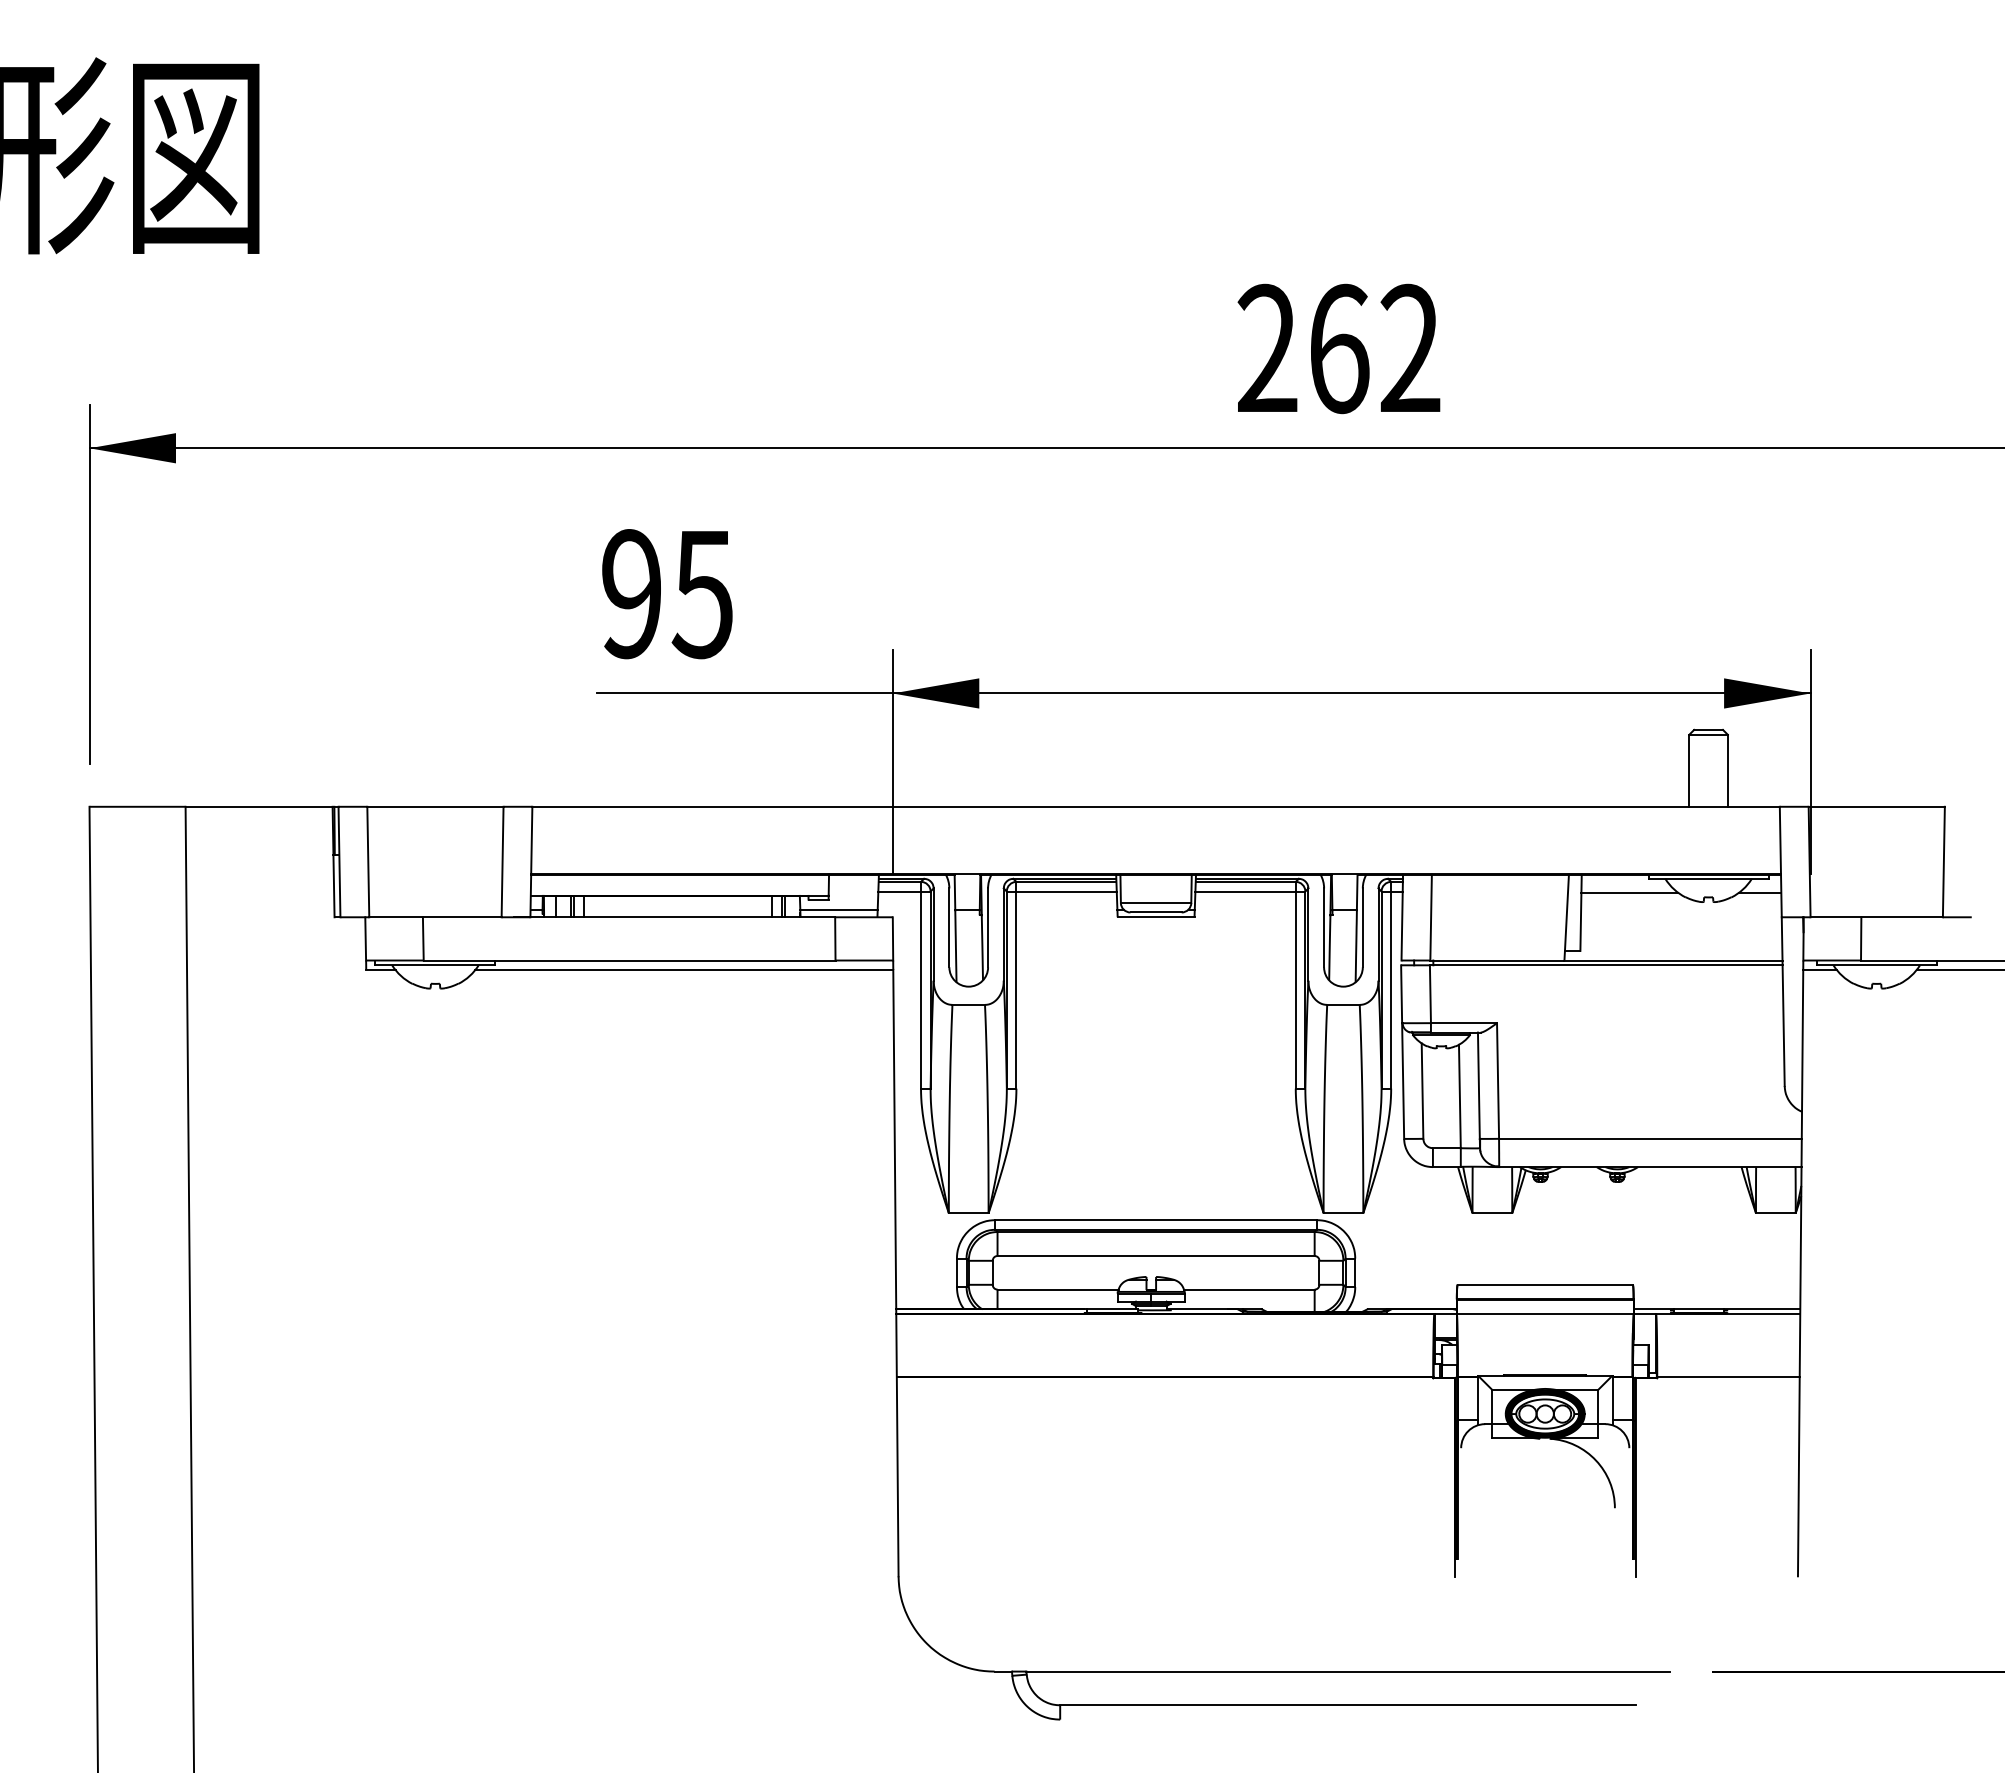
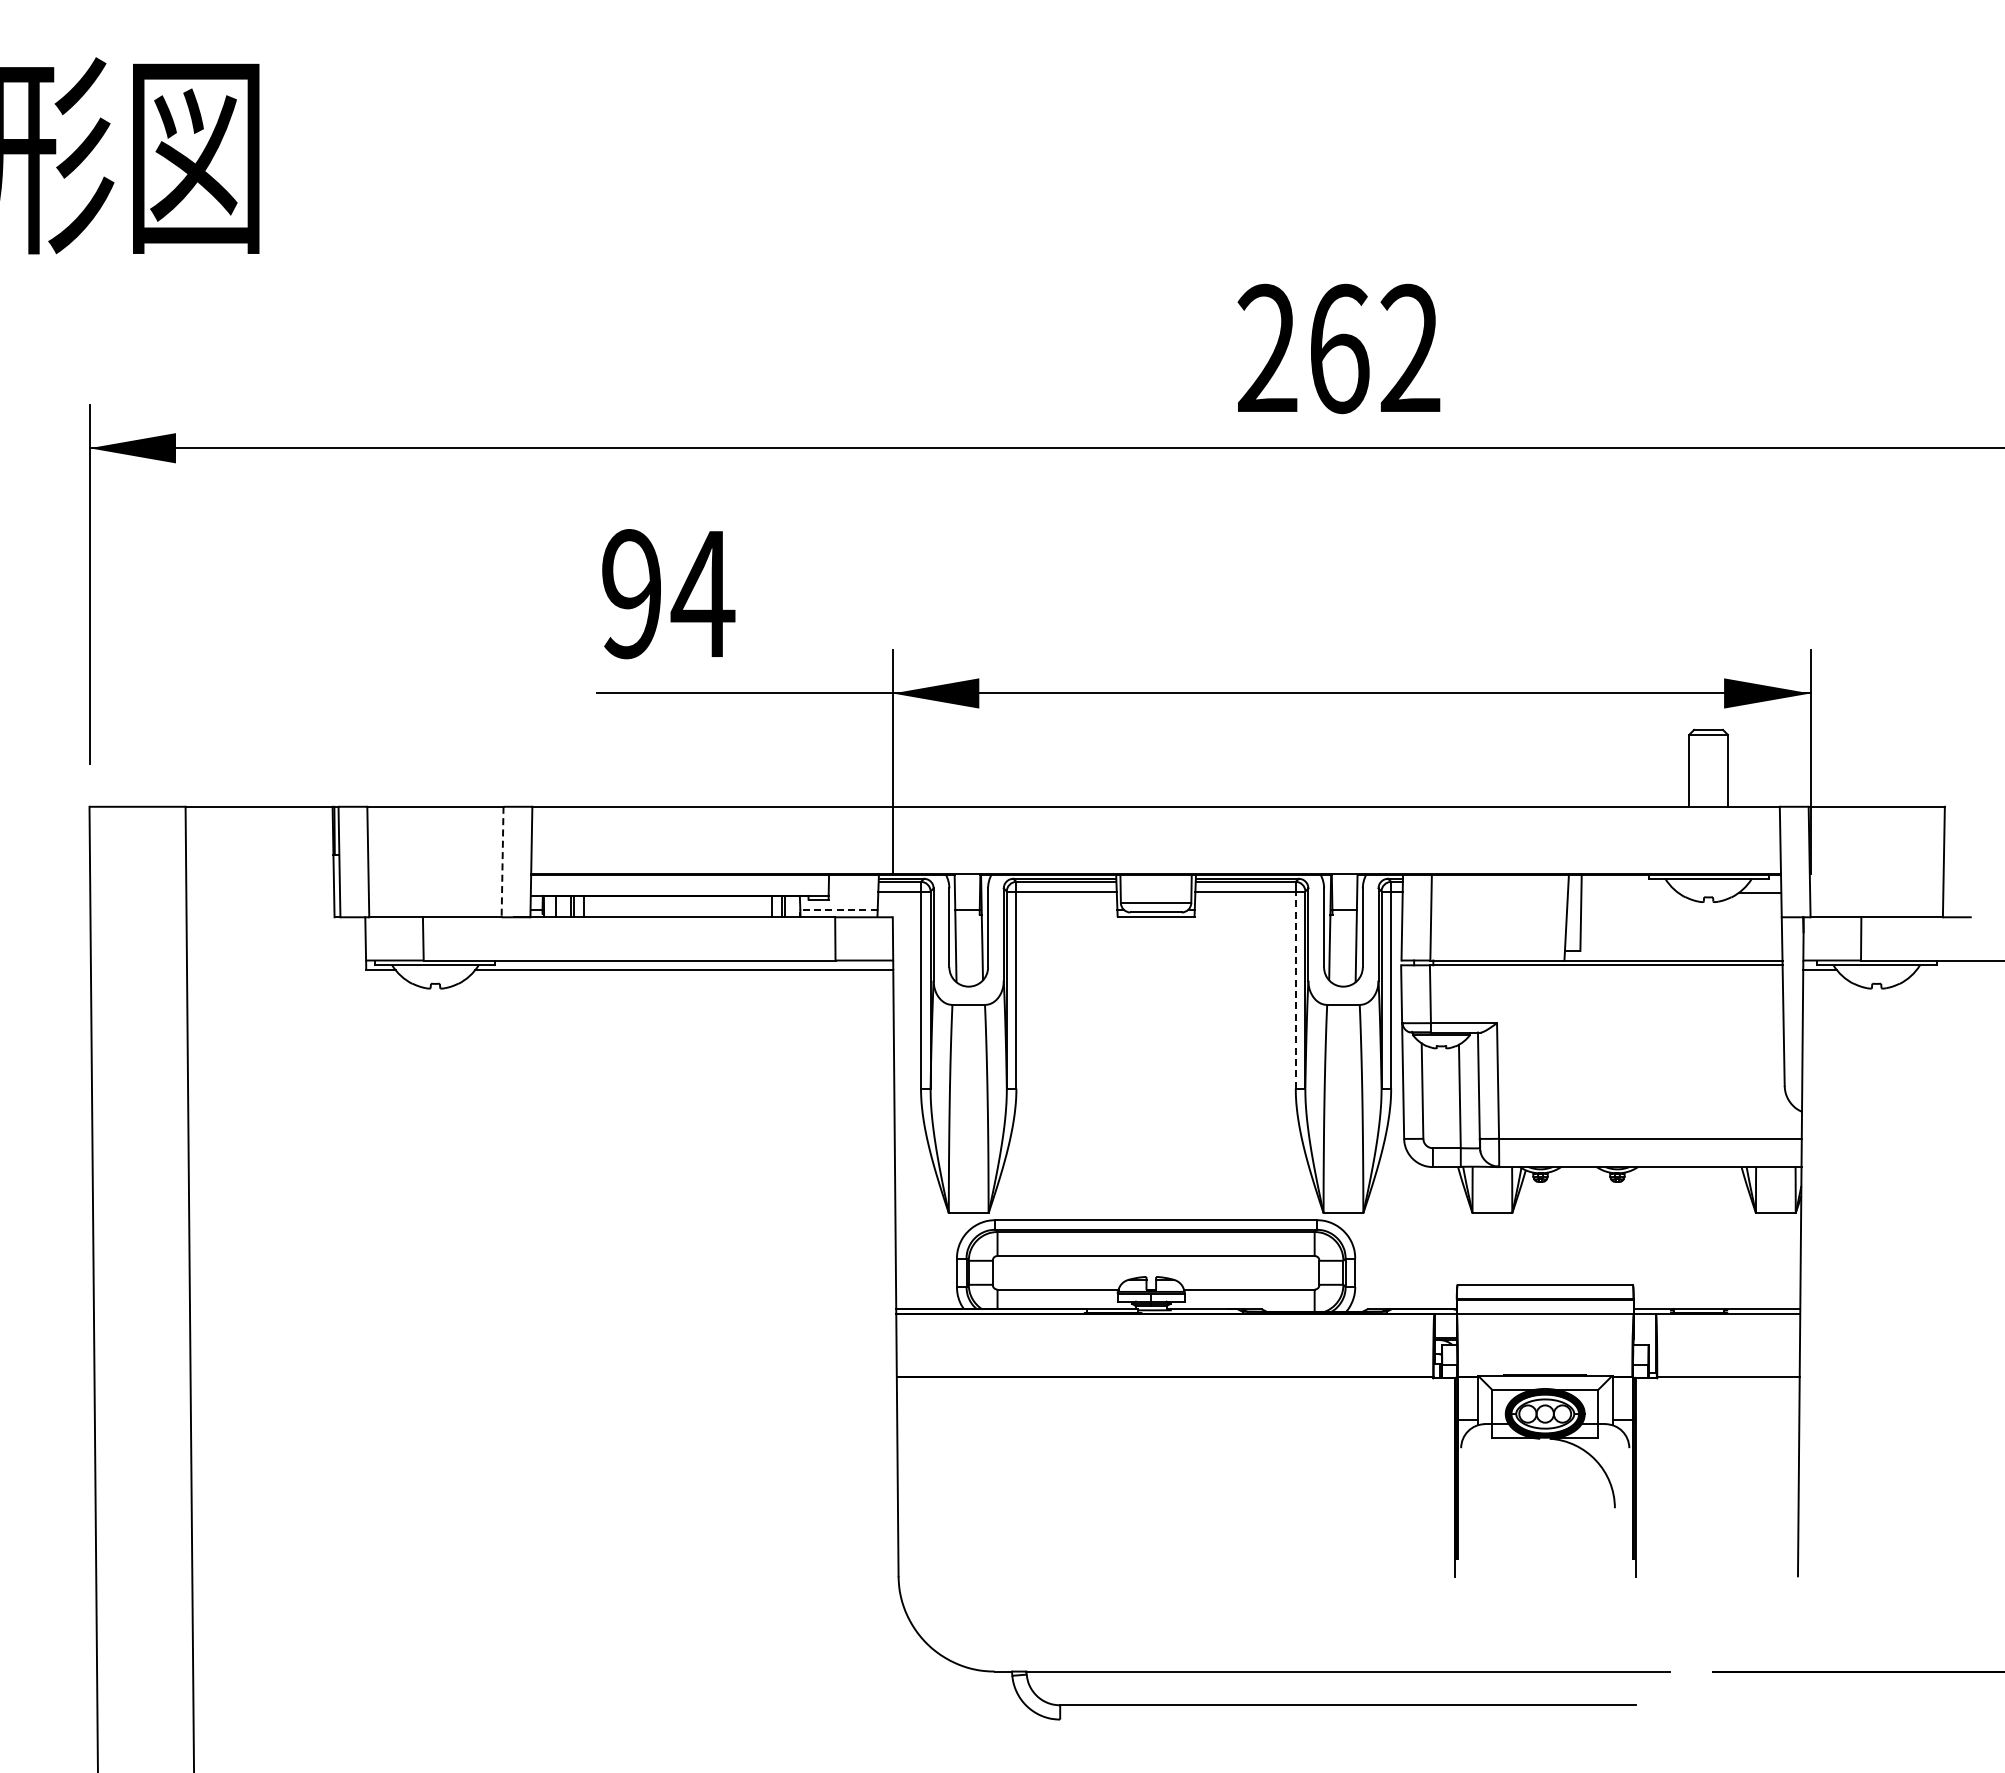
text: 95 -> 94 (702, 595)
line: solid -> dashed (502, 862)
line: present -> none (1629, 892)
line: solid -> dashed (839, 909)
line: present -> none (1958, 970)
line: solid -> dashed (1295, 990)
